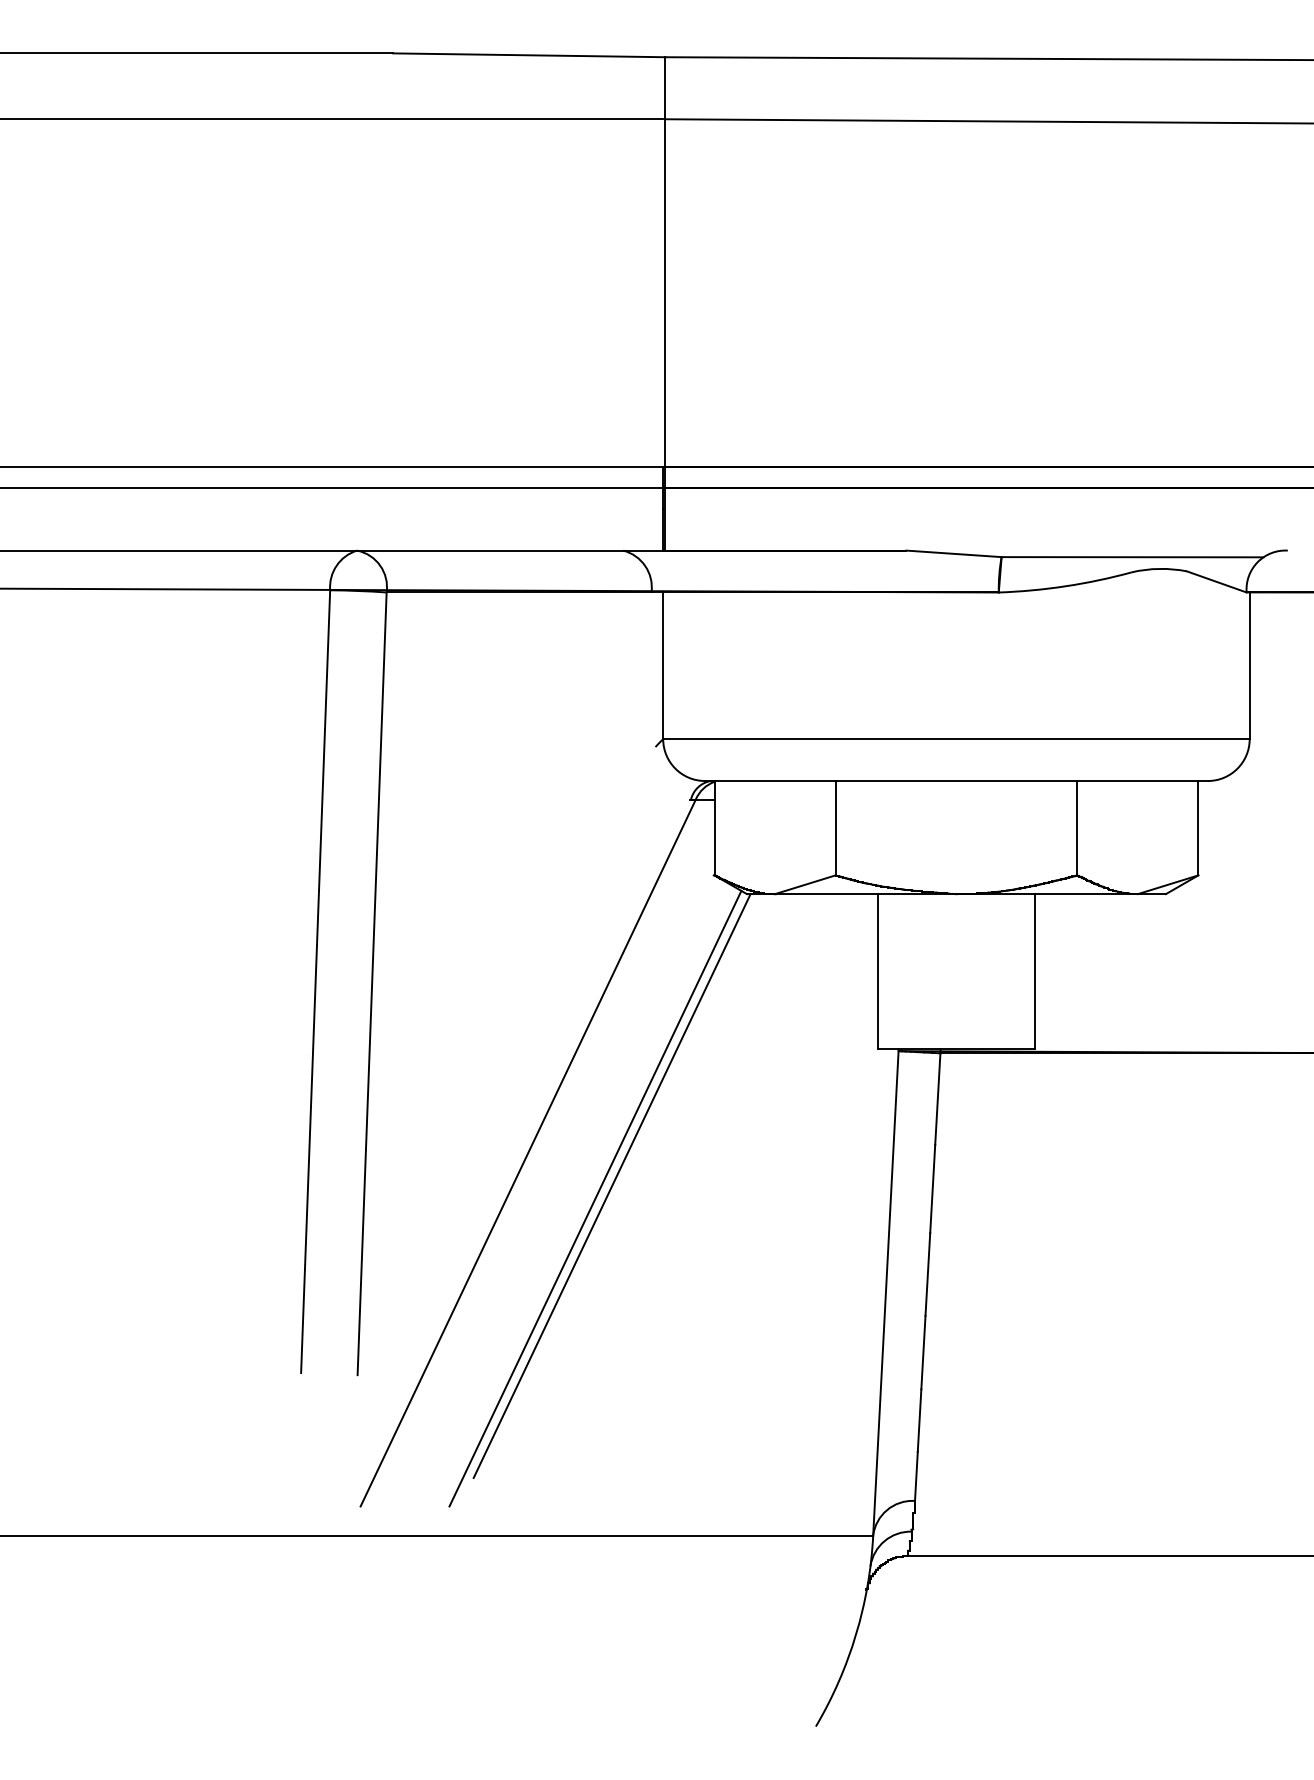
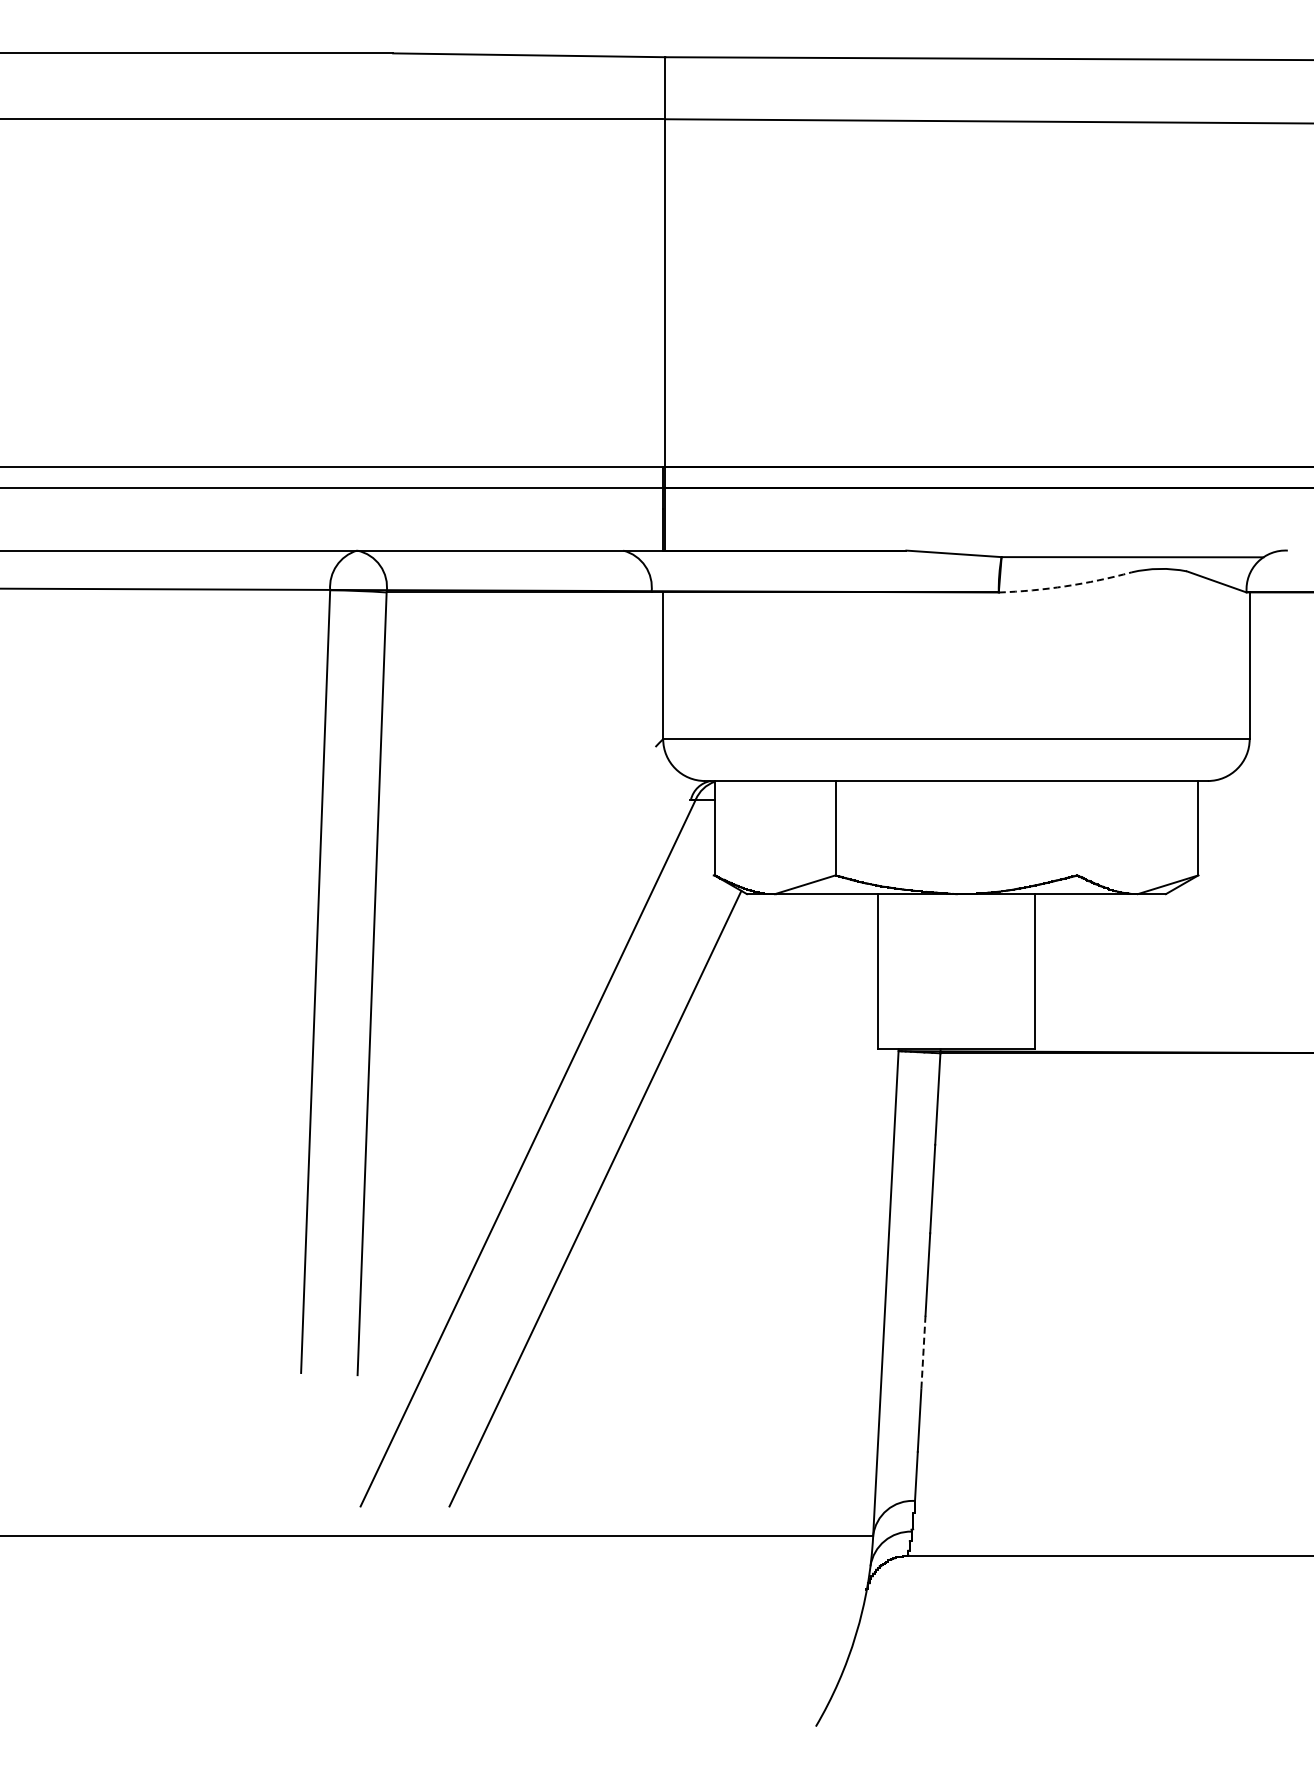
arc: solid -> dashed (1065, 586)
line: present -> none (1077, 828)
line: present -> none (611, 1186)
line: solid -> dashed (923, 1352)
